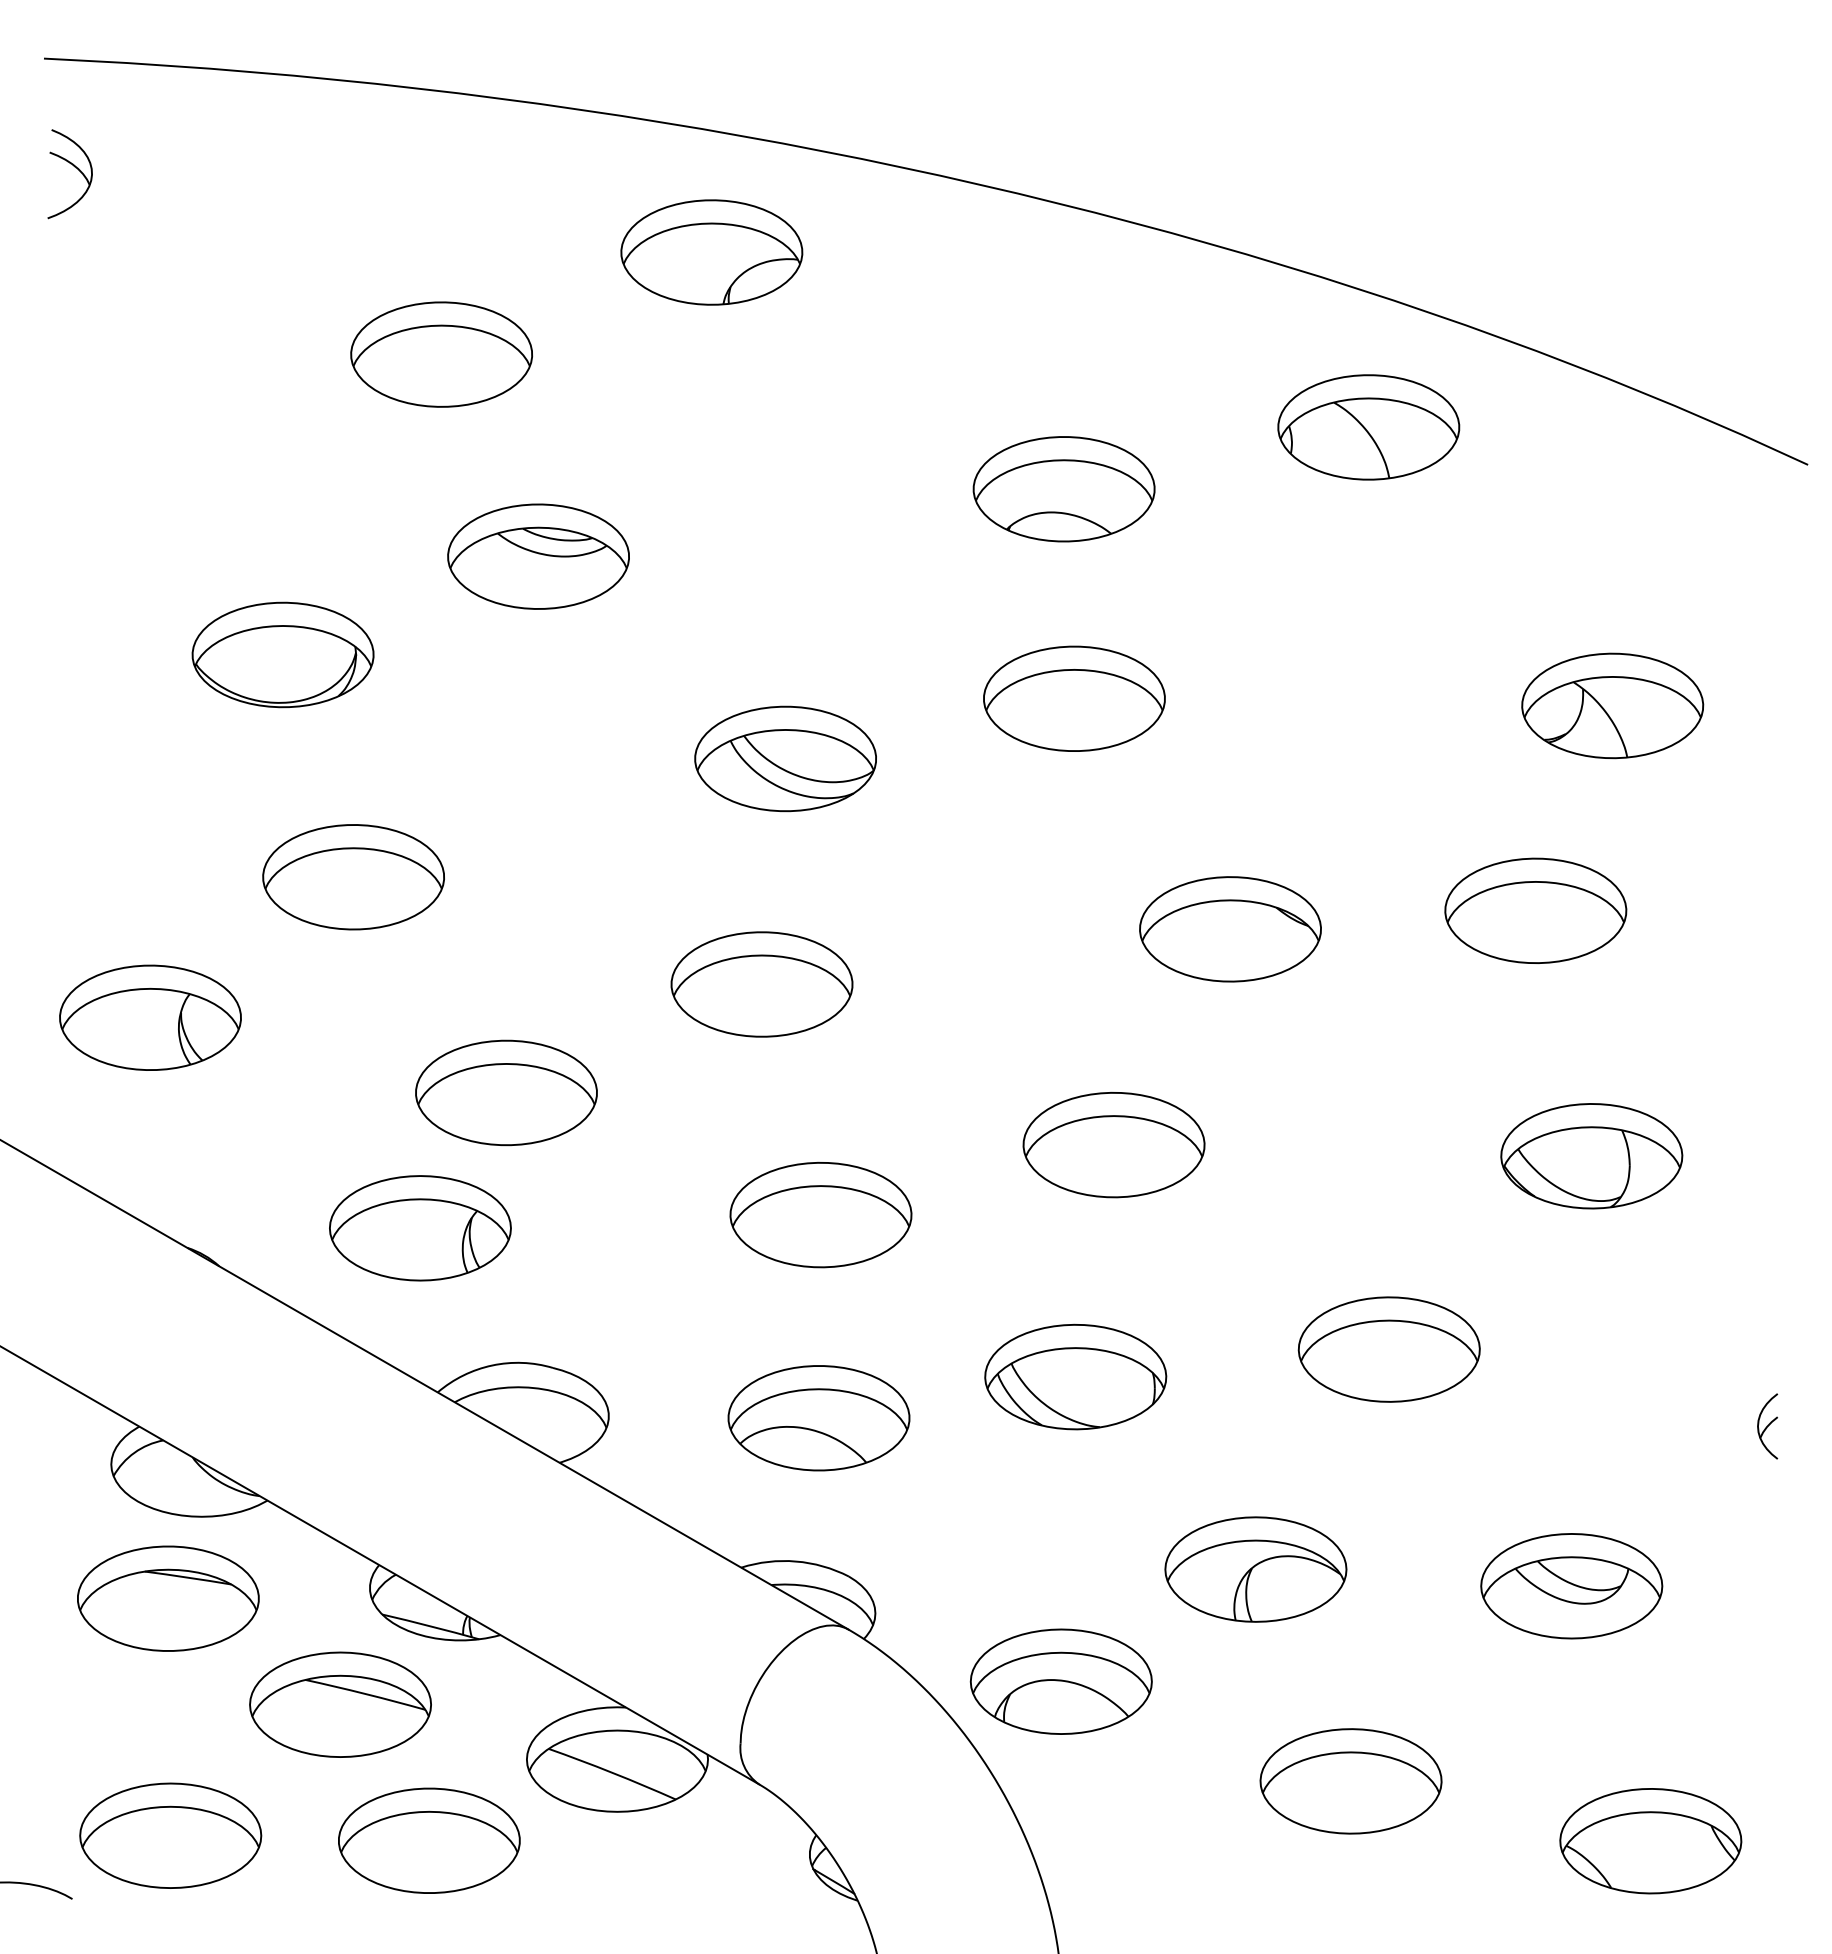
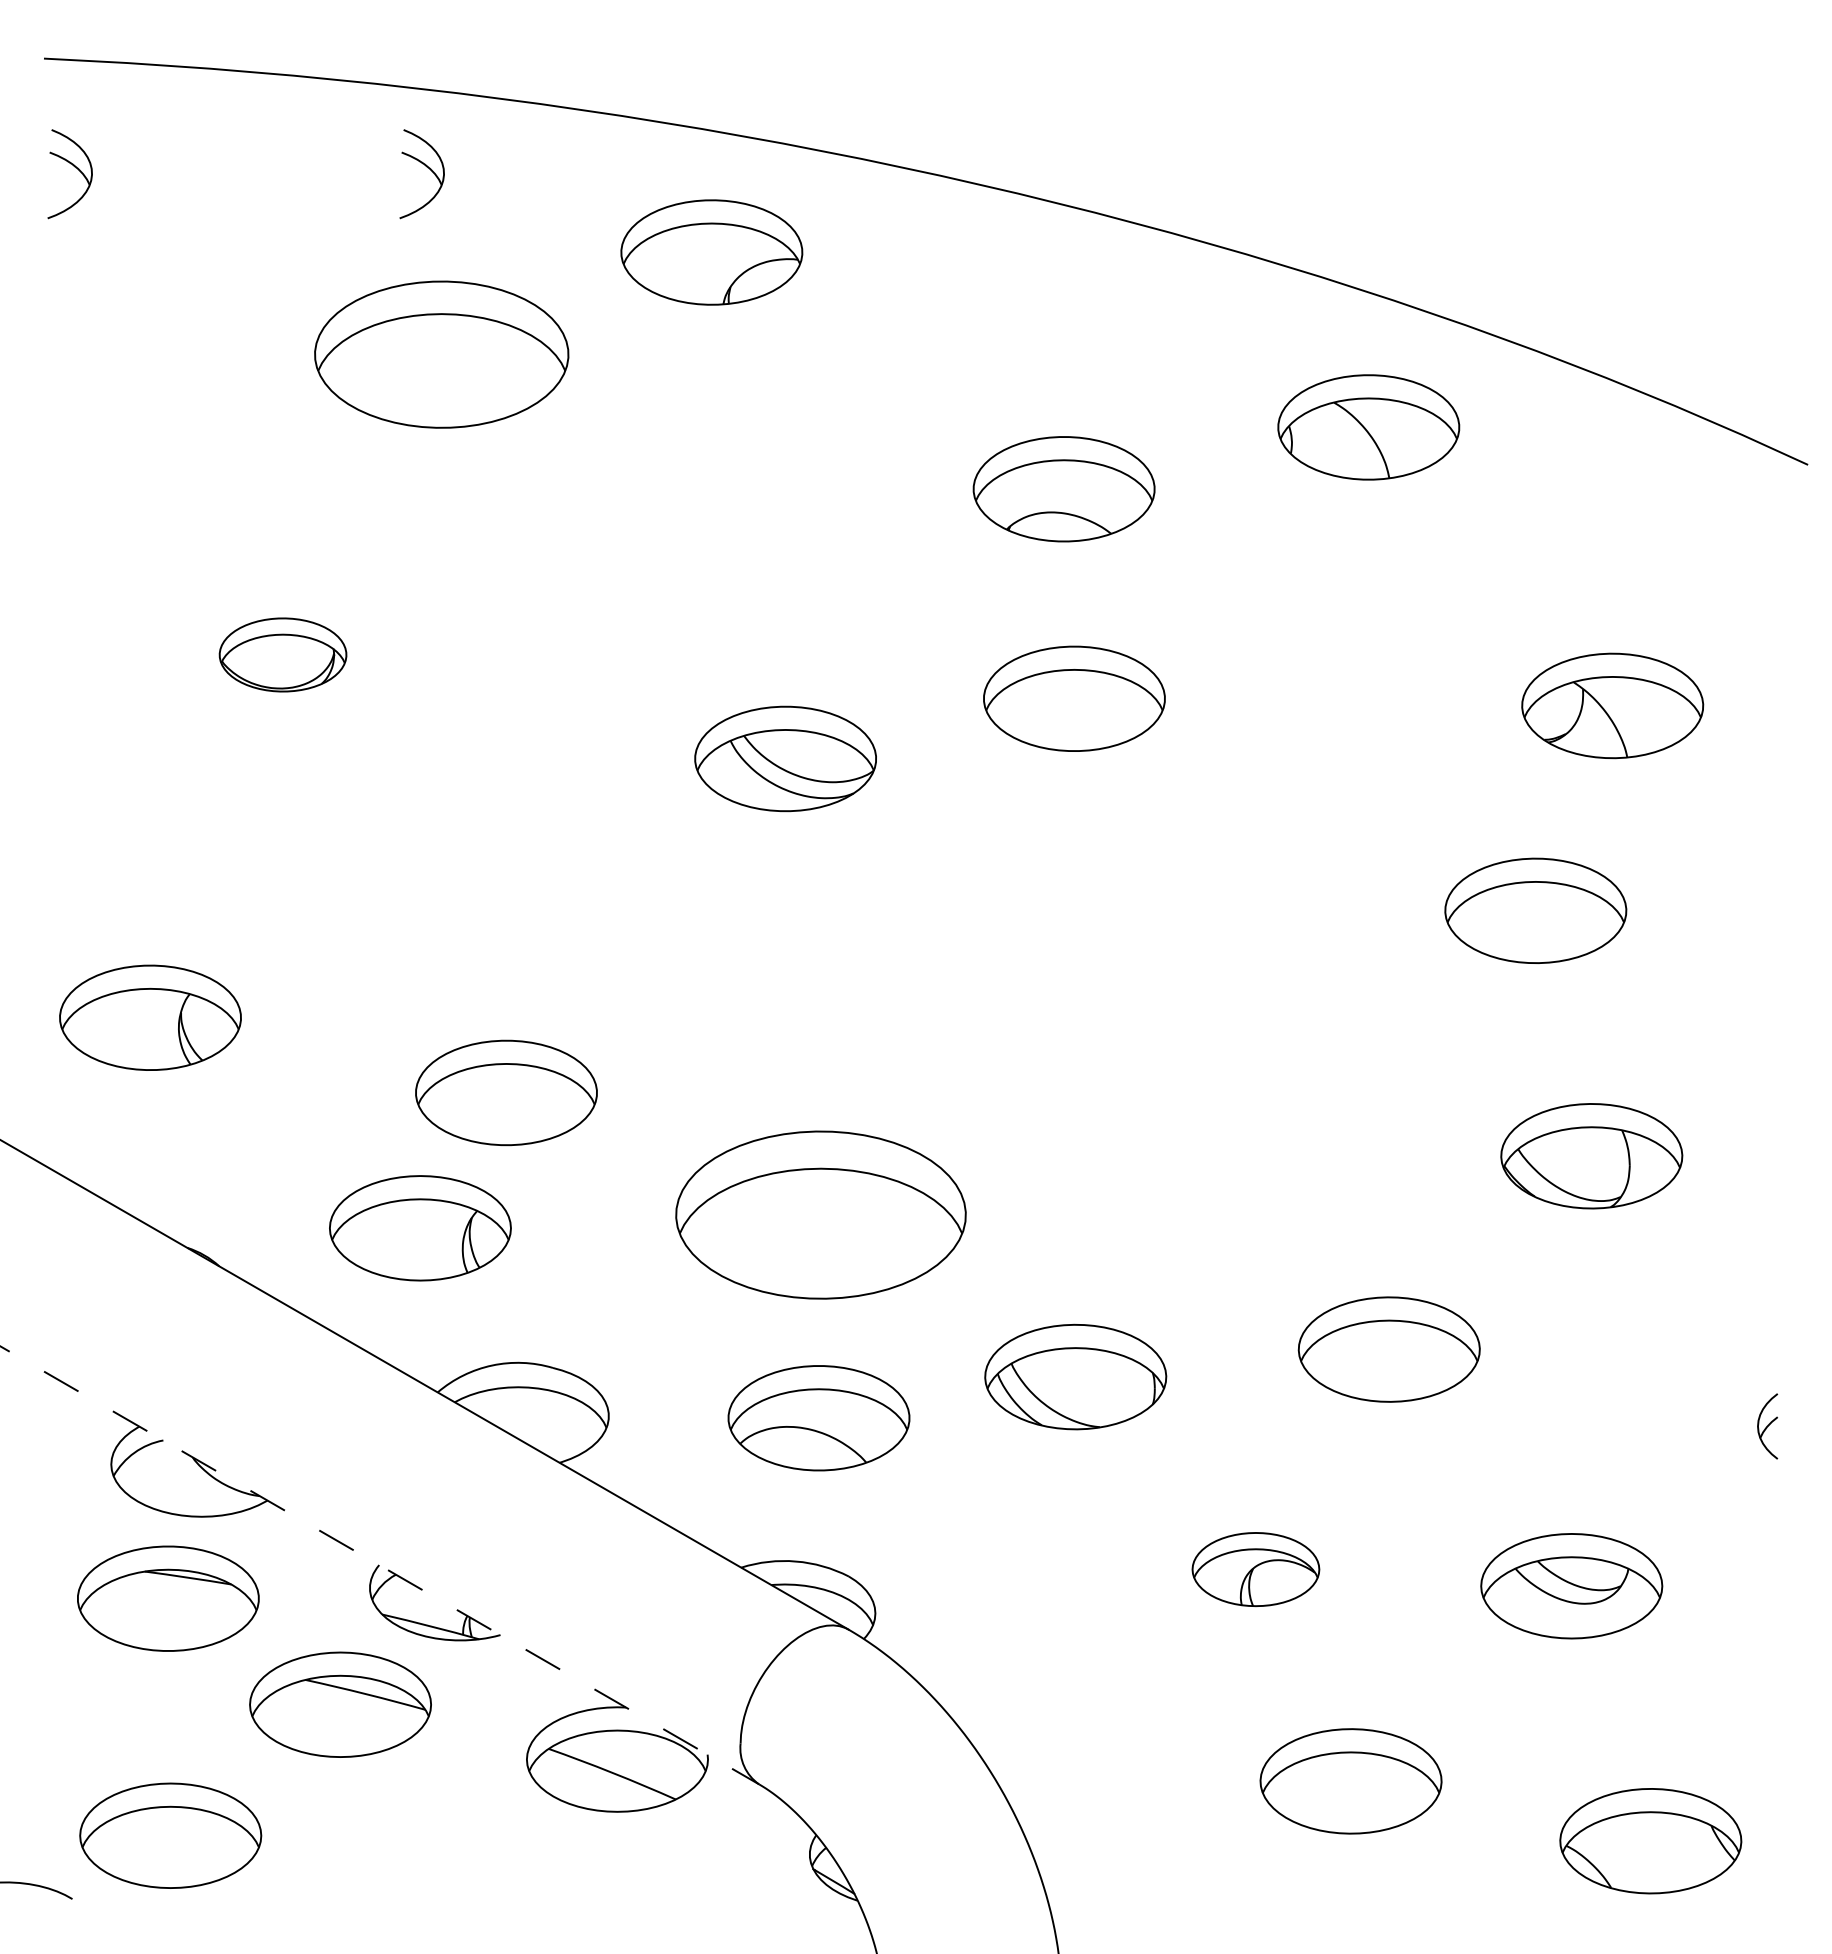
part: none -> present (426, 167)
part size: 183x107 px -> 256x149 px (441, 354)
part: present -> none (538, 556)
part size: 184x108 px -> 130x76 px (282, 654)
part: present -> none (353, 877)
part: present -> none (1230, 929)
part: present -> none (761, 984)
part: present -> none (1113, 1145)
part size: 184x108 px -> 292x170 px (820, 1214)
line: solid -> dashed (379, 1565)
part size: 184x107 px -> 130x75 px (1255, 1569)
part: present -> none (1060, 1681)
part: present -> none (429, 1840)
